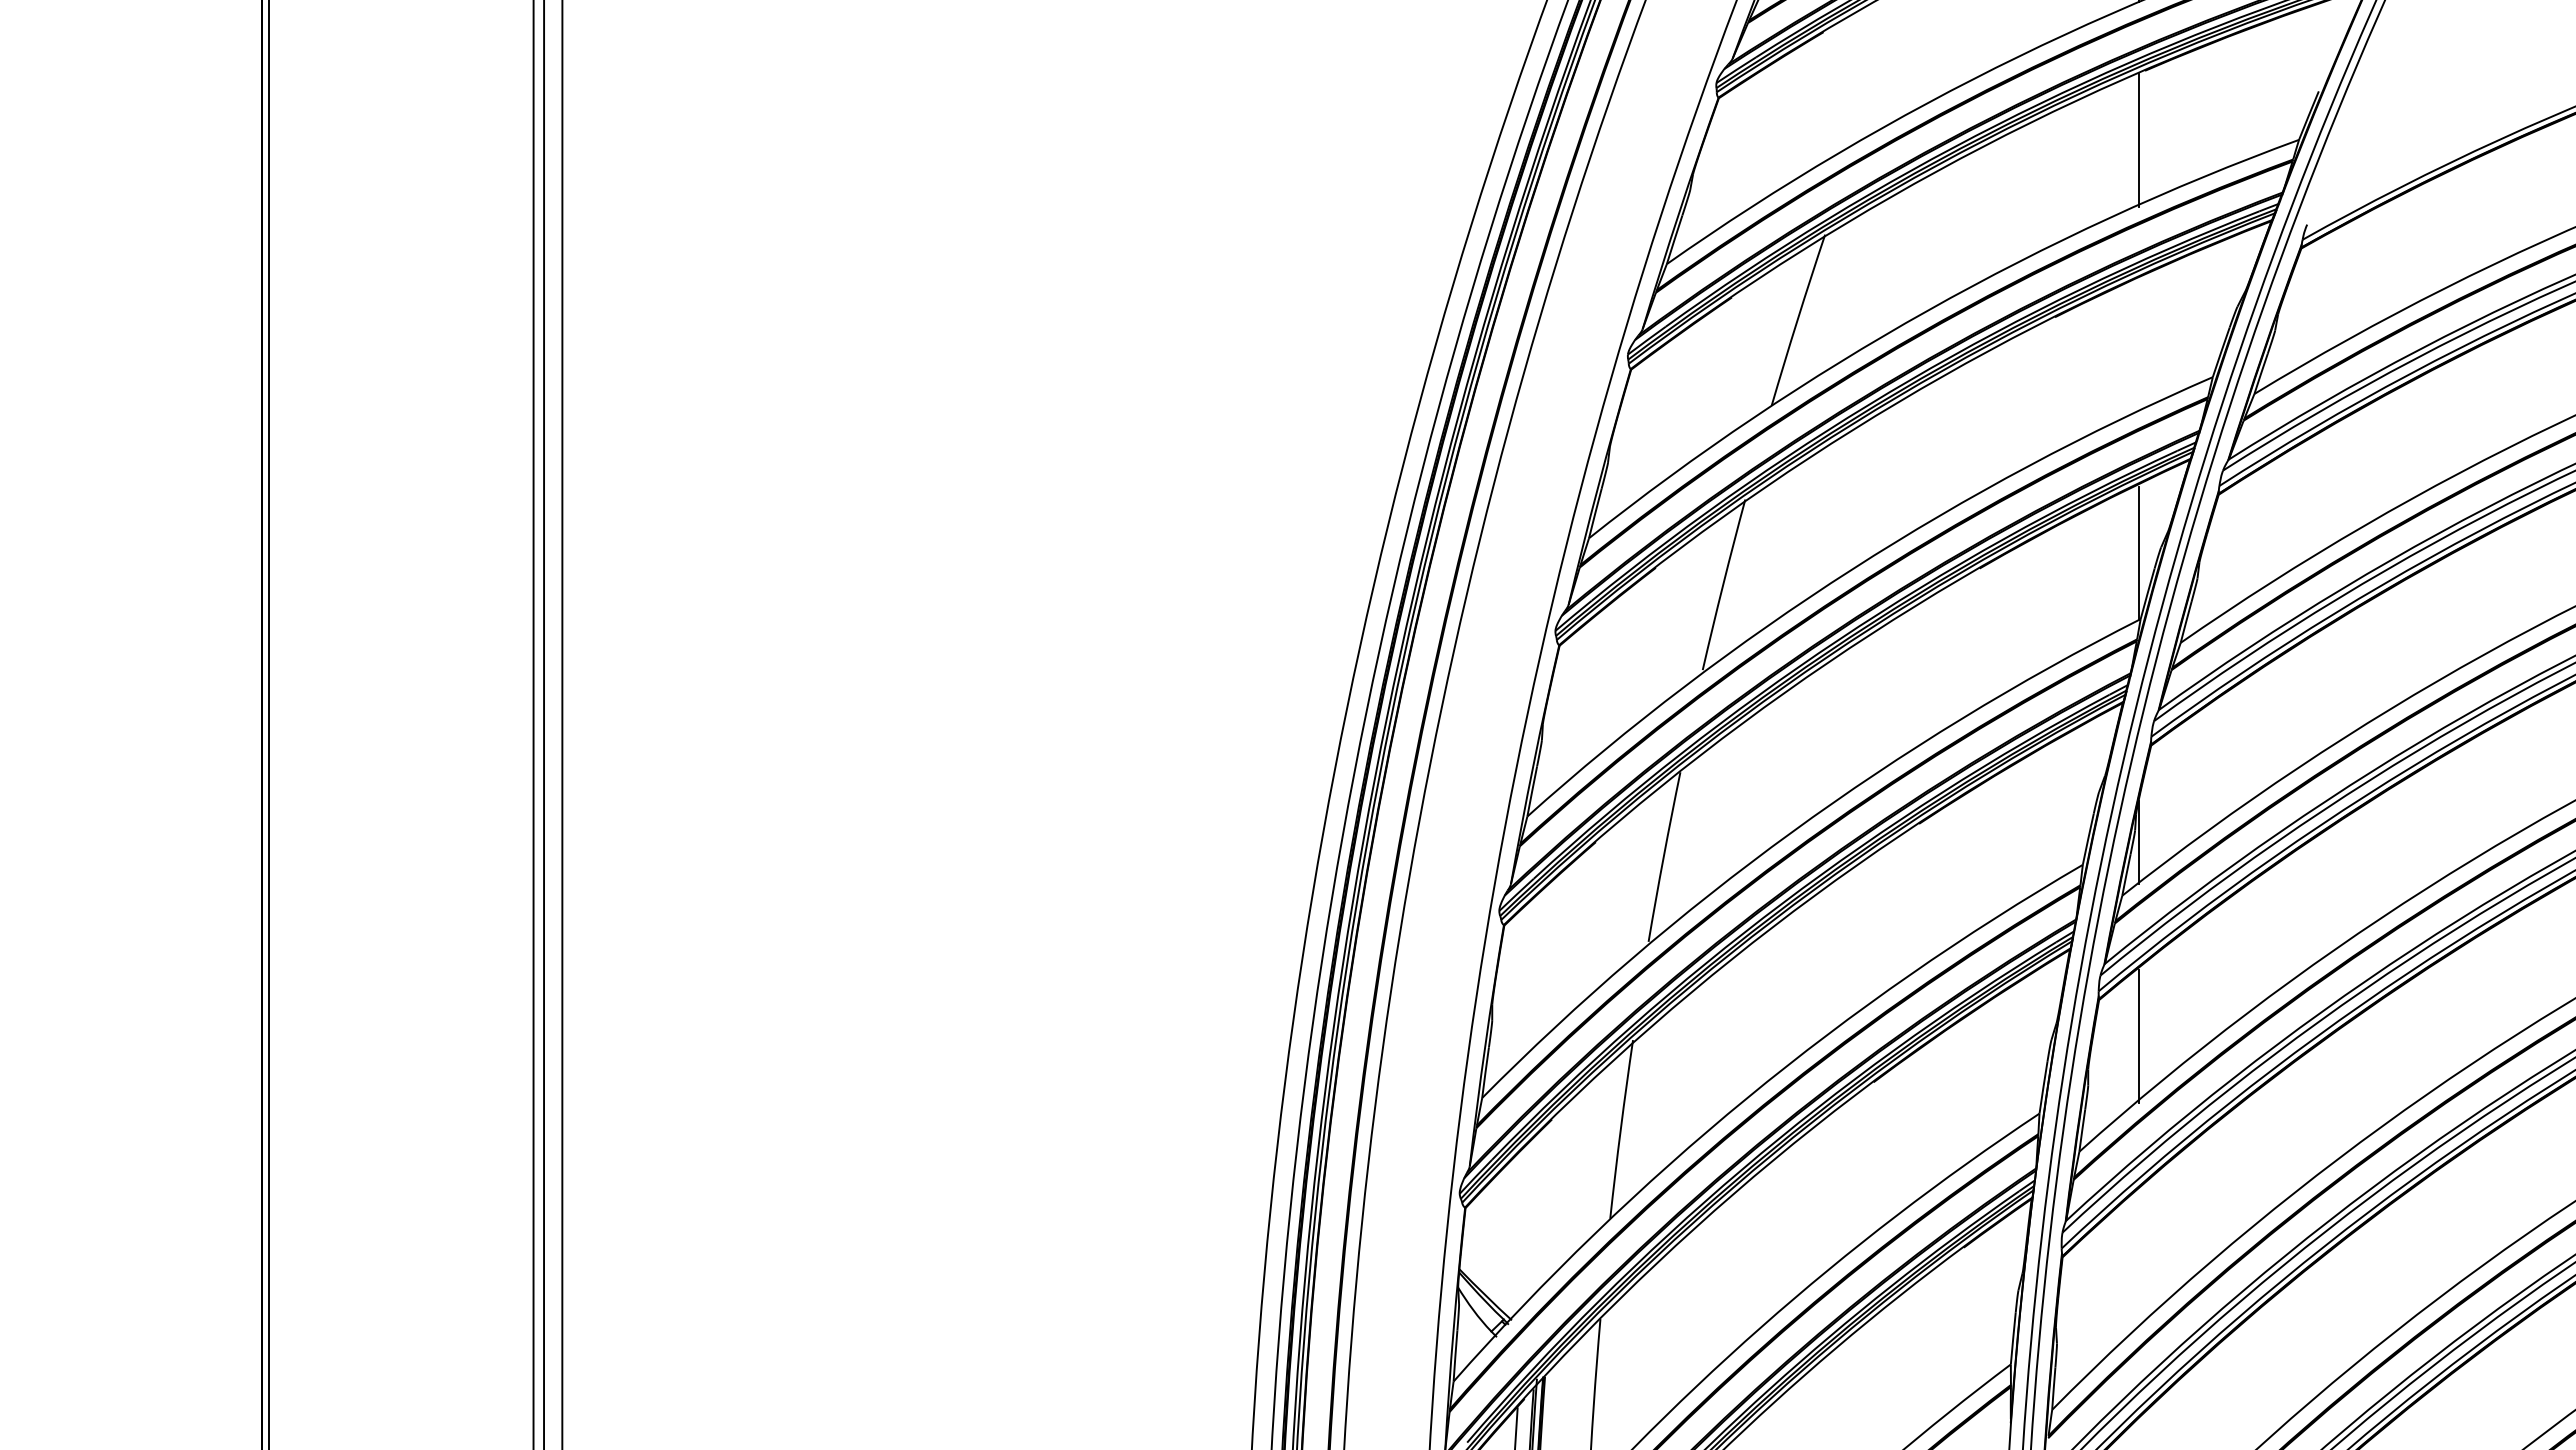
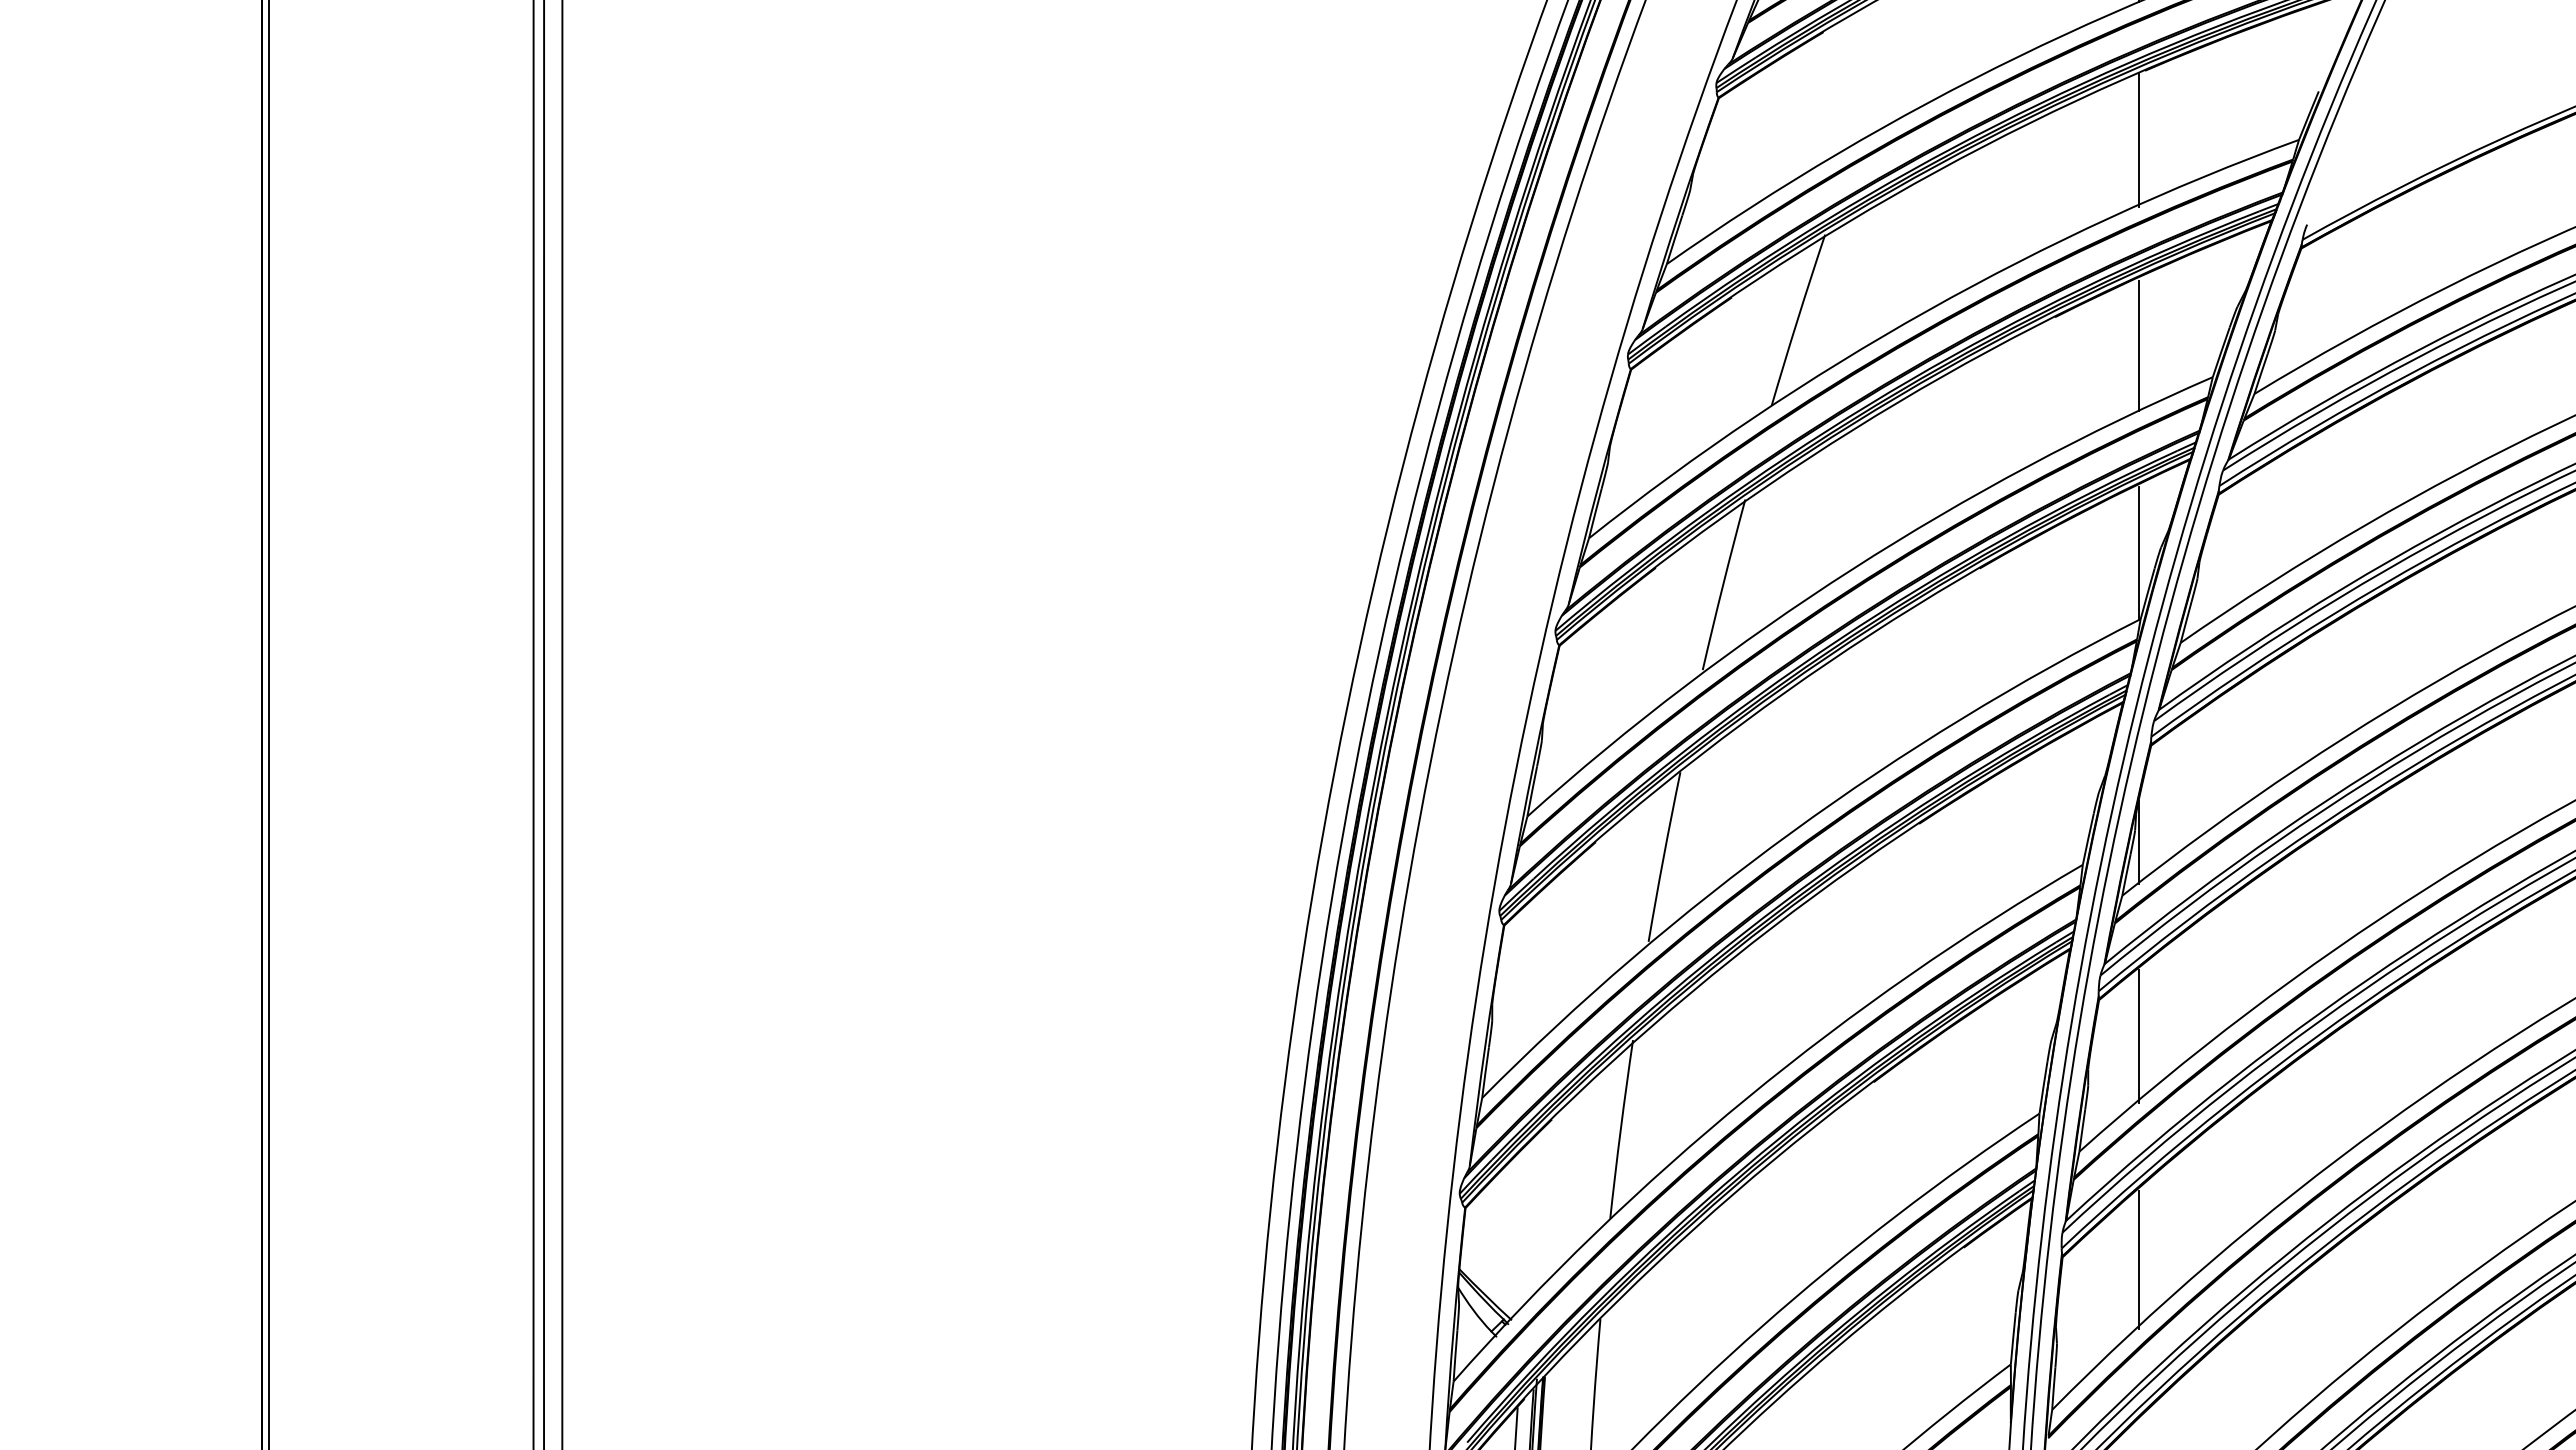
line: none -> present (2138, 345)
line: none -> present (2138, 1260)
